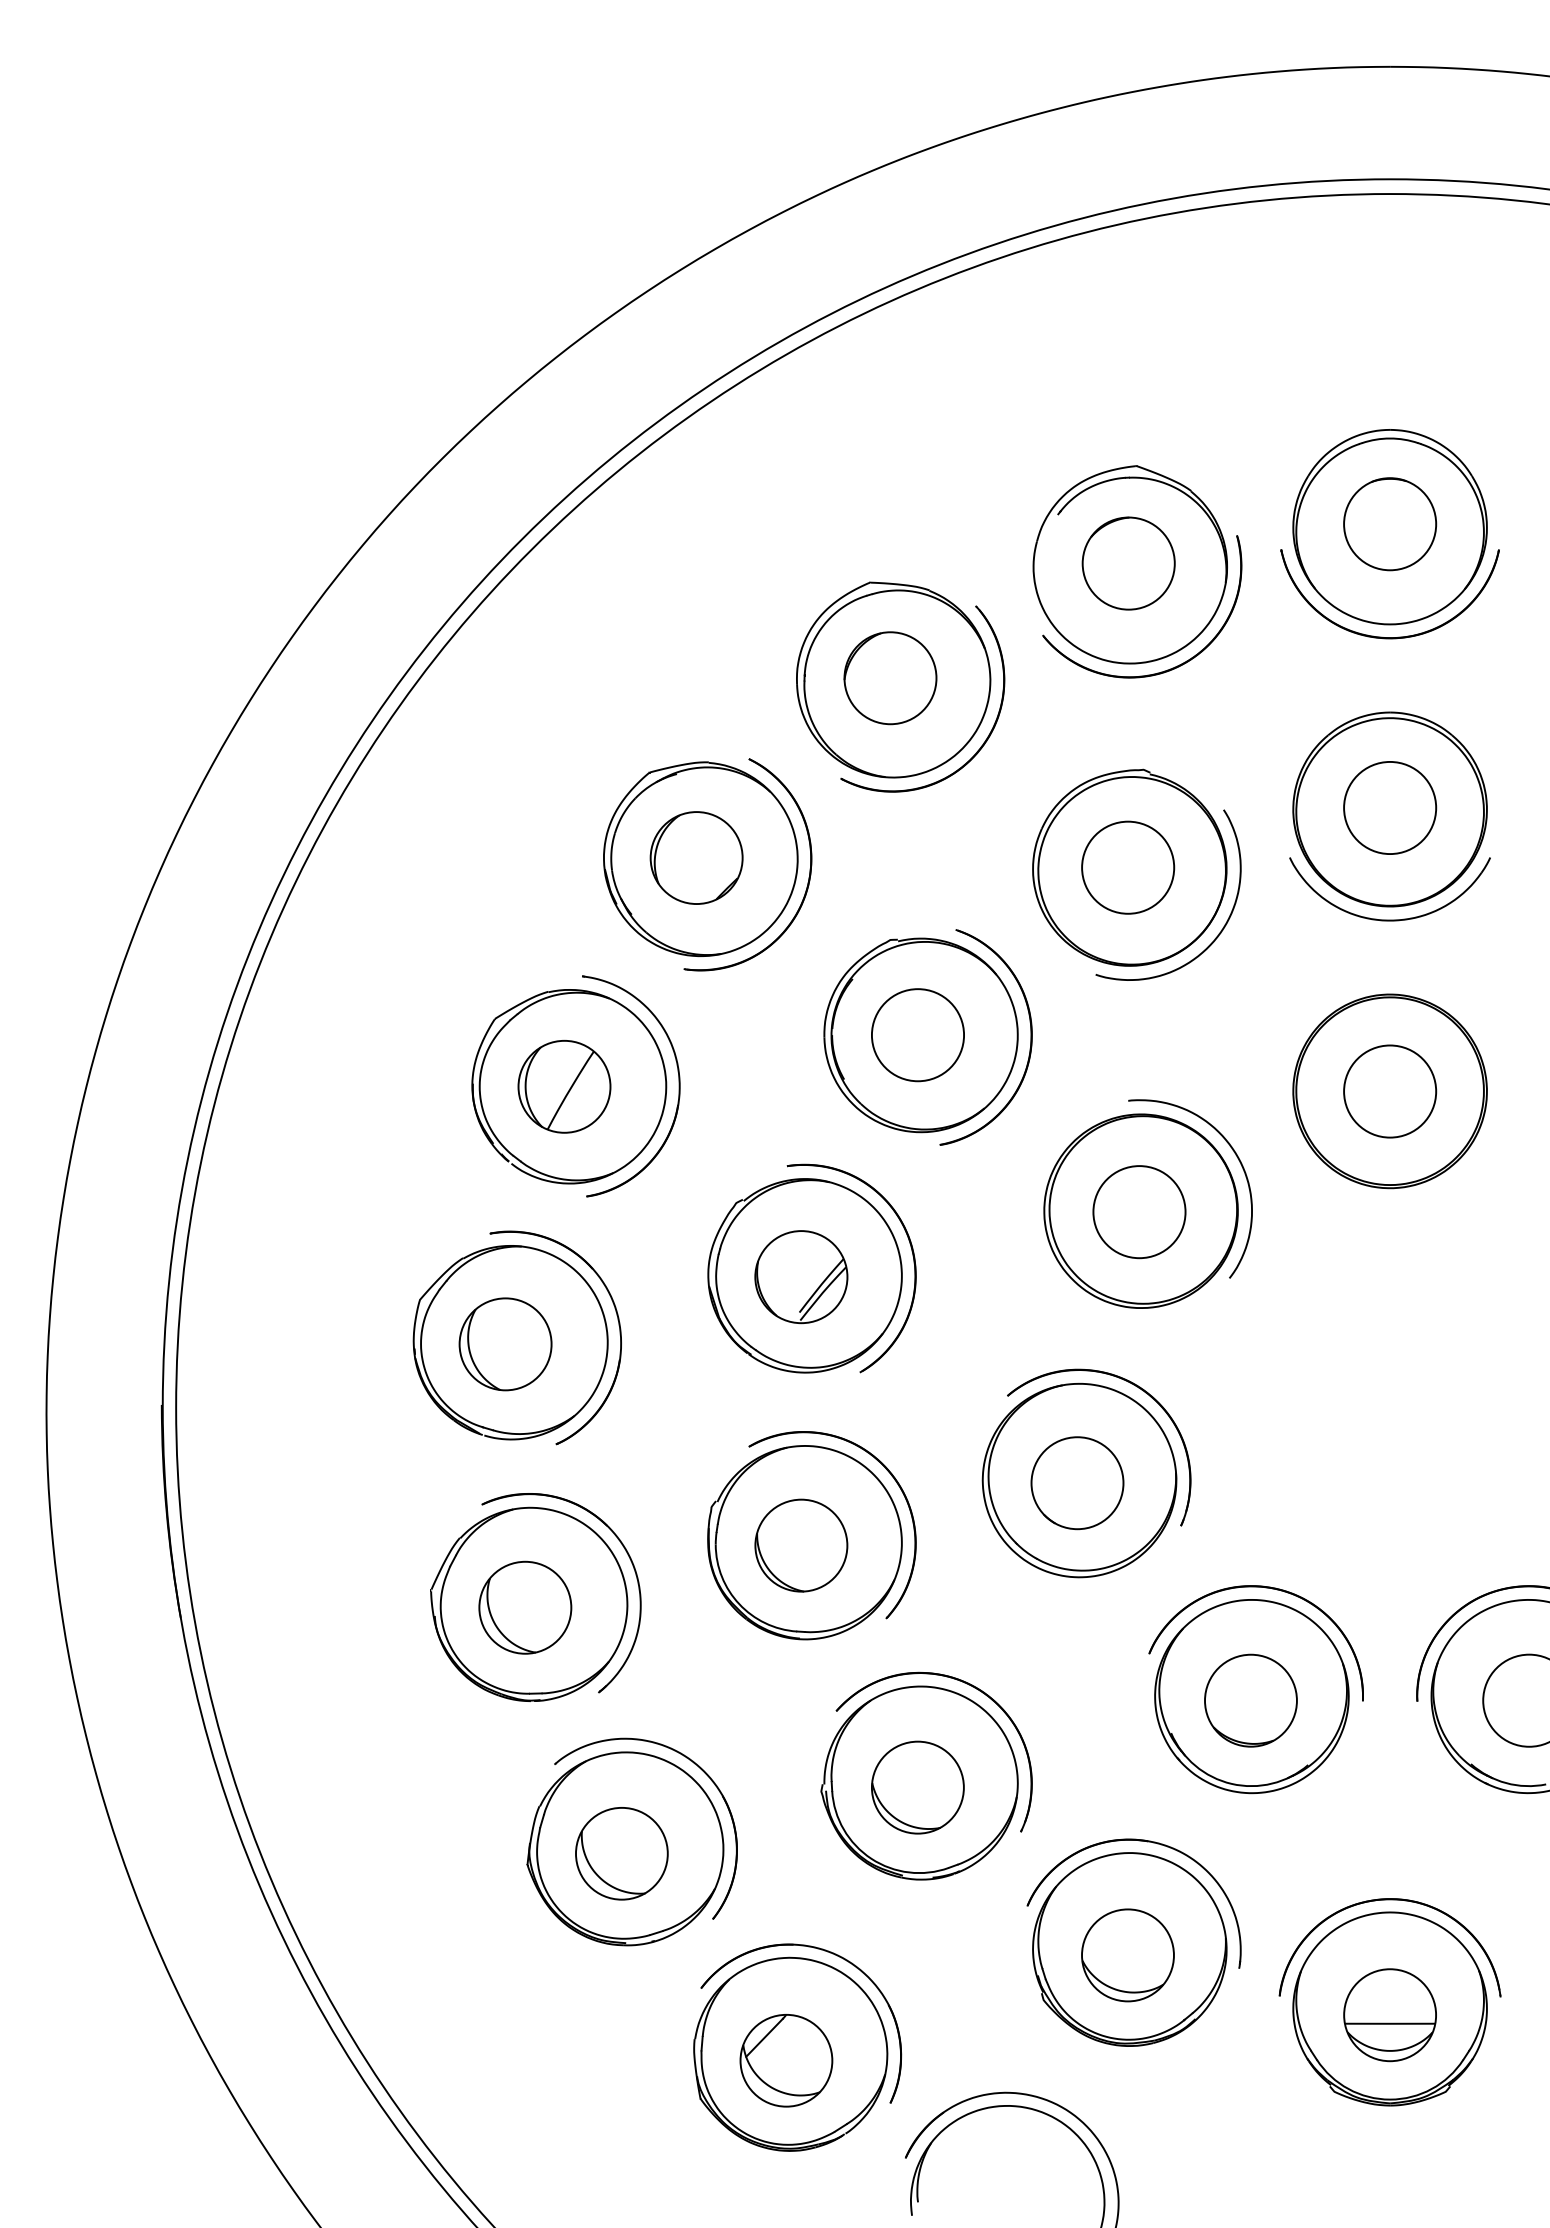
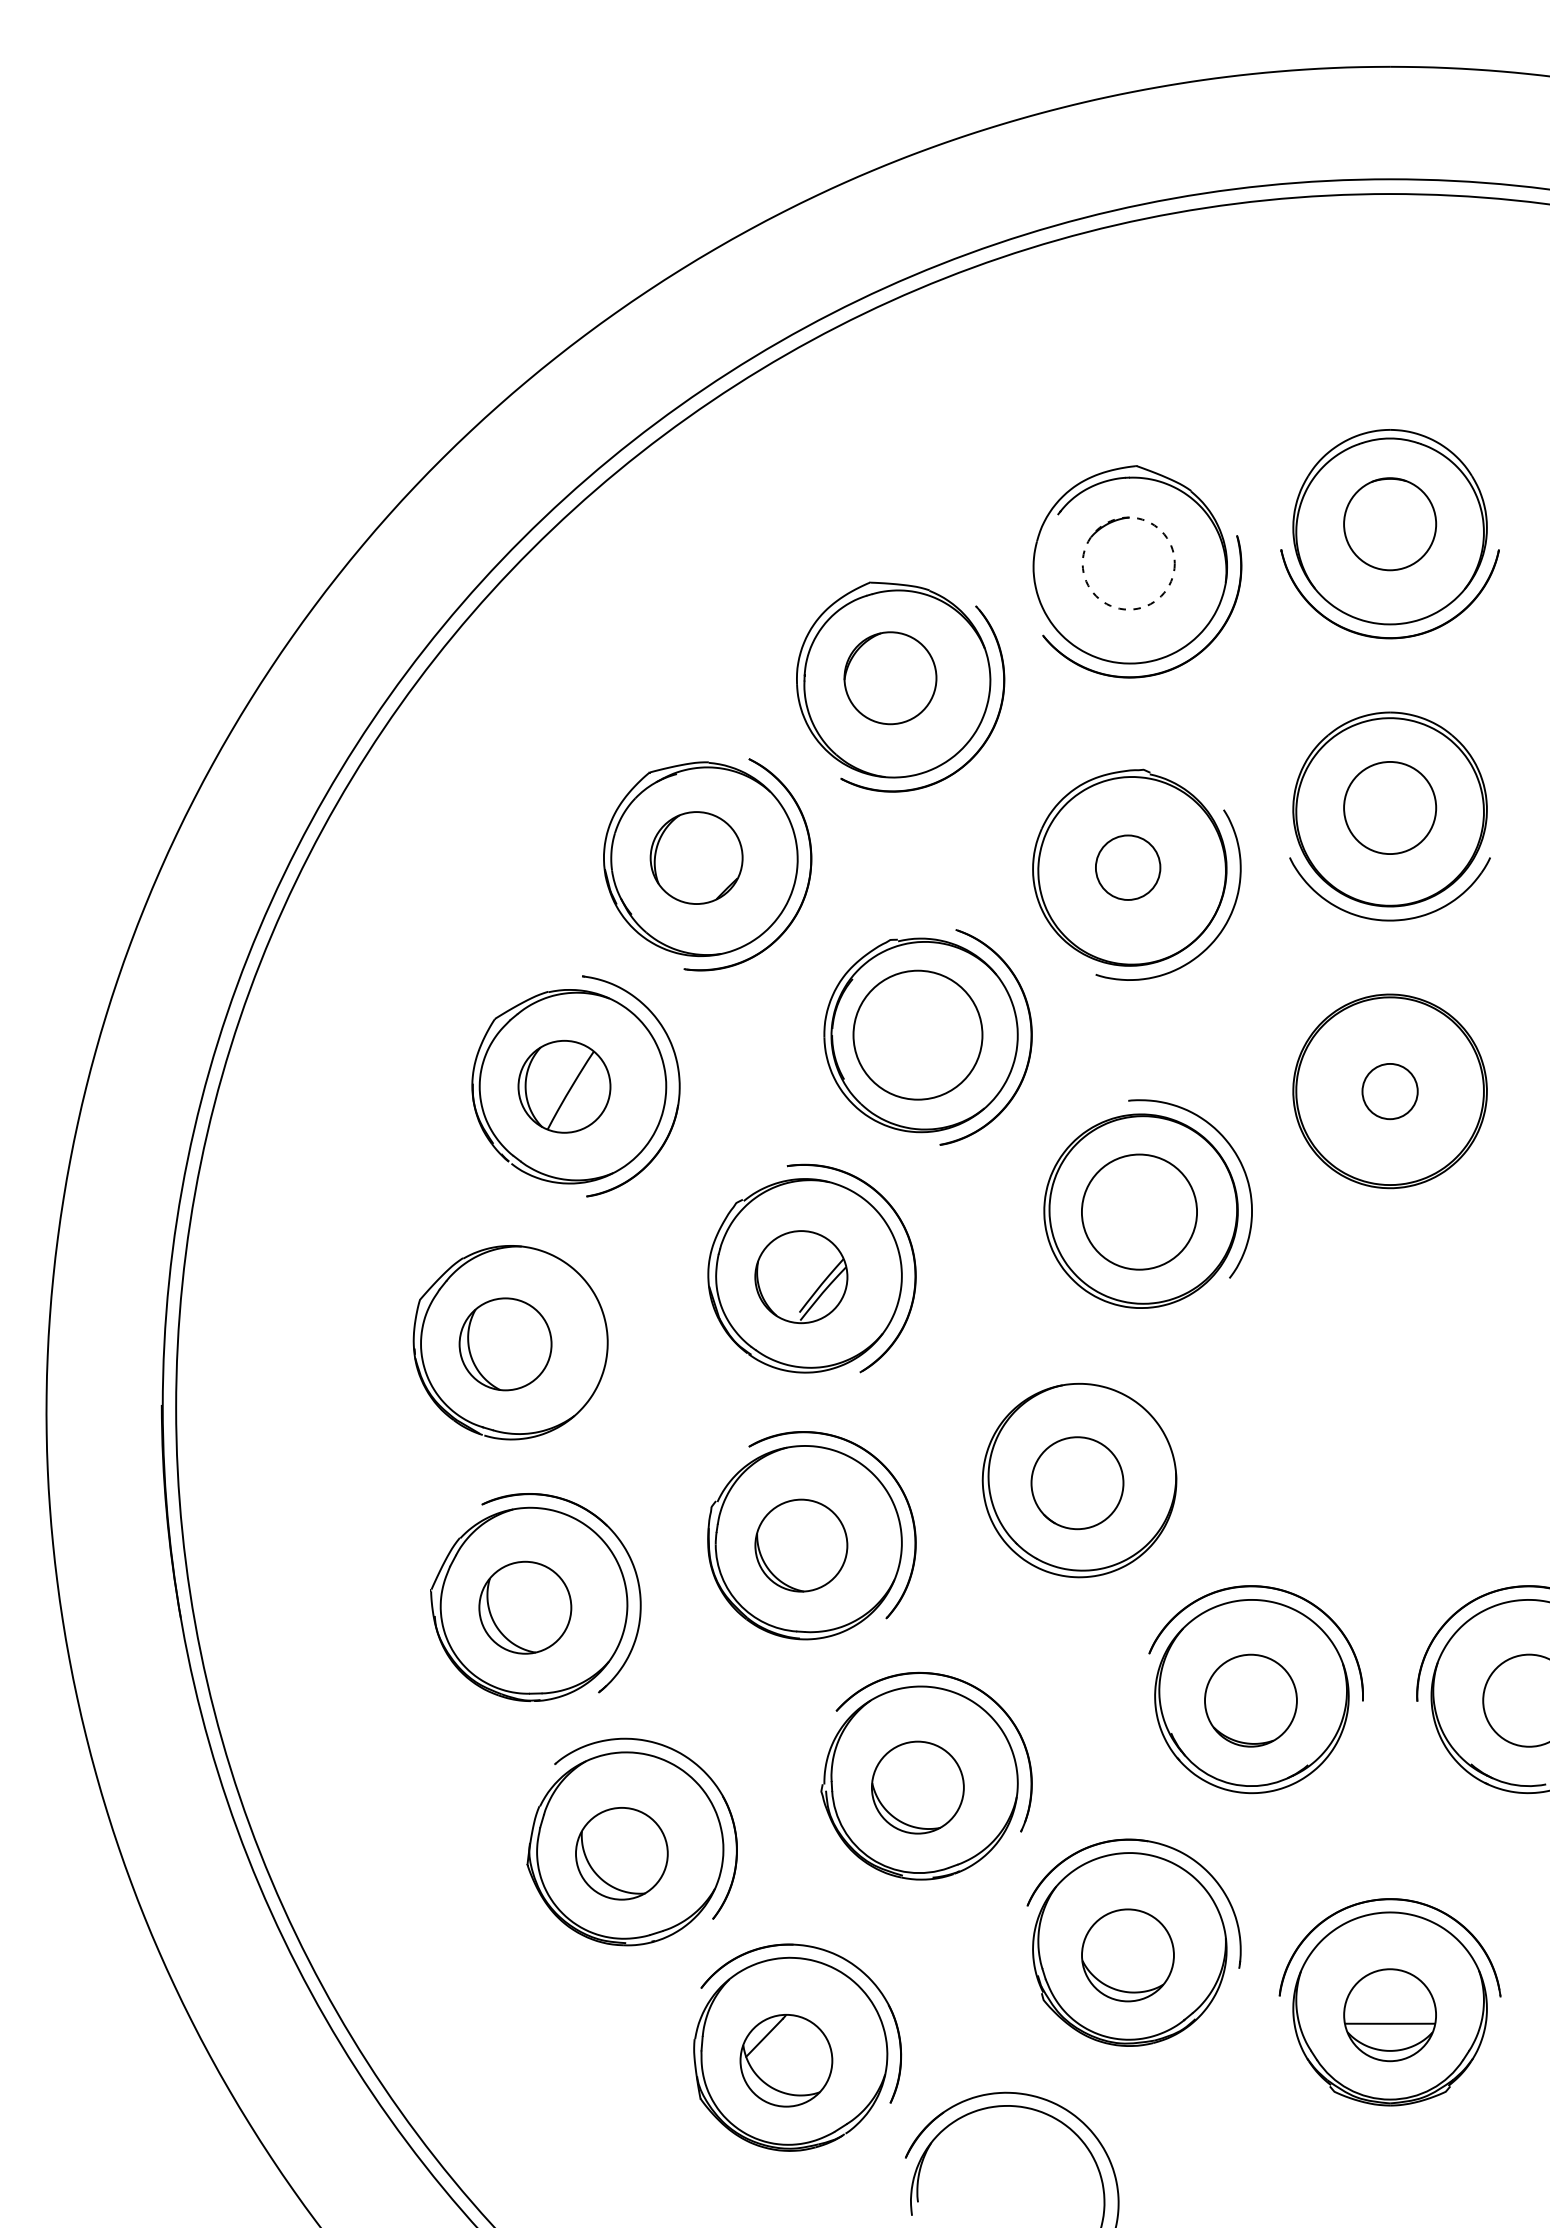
circle: solid -> dashed (1128, 563)
circle diameter: 92 px -> 64 px (1127, 867)
circle diameter: 92 px -> 129 px (917, 1034)
circle diameter: 92 px -> 55 px (1389, 1091)
circle diameter: 92 px -> 115 px (1139, 1211)
part: present -> none (619, 1334)
part: present -> none (1131, 1384)
